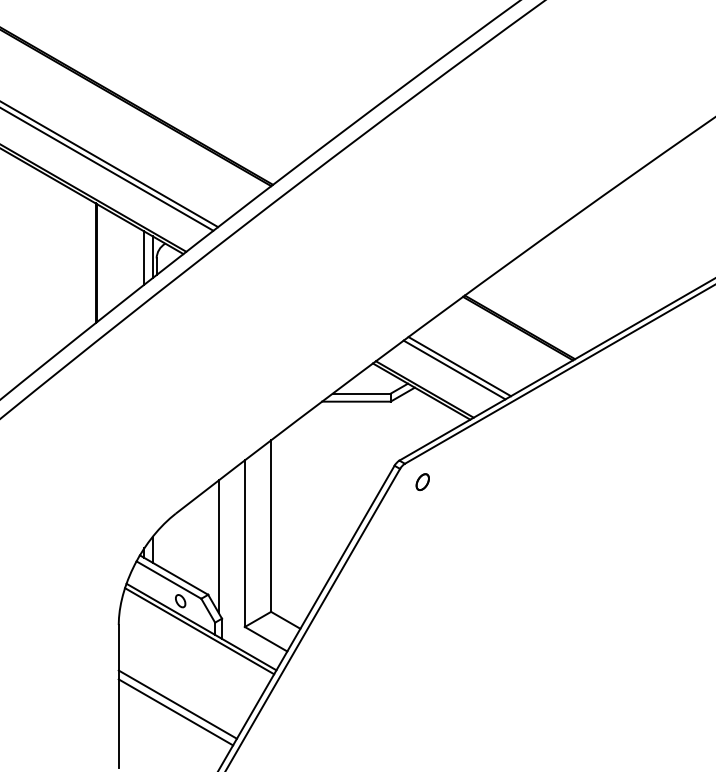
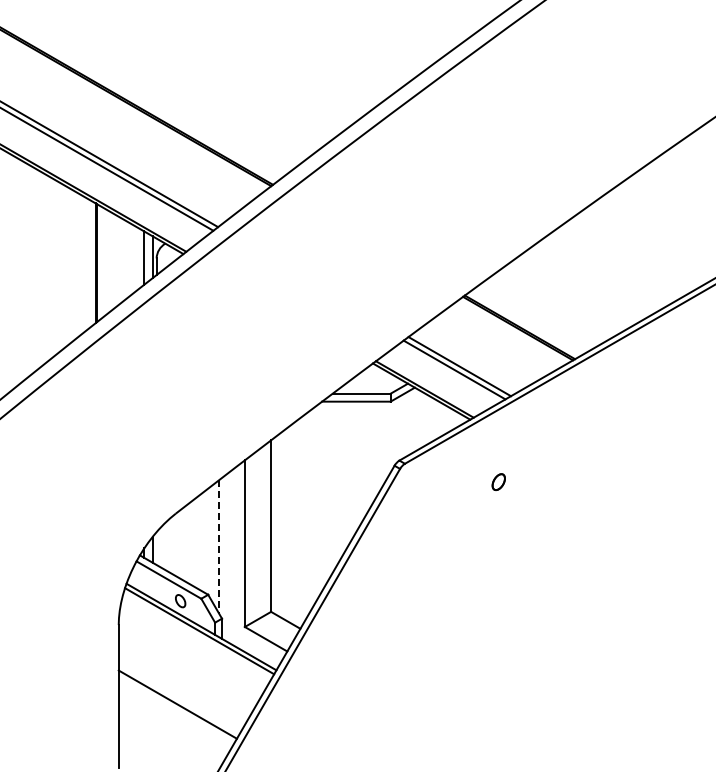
part position: (422, 481) -> (498, 481) (498, 481)
line: solid -> dashed (218, 547)
line: present -> none (175, 712)
